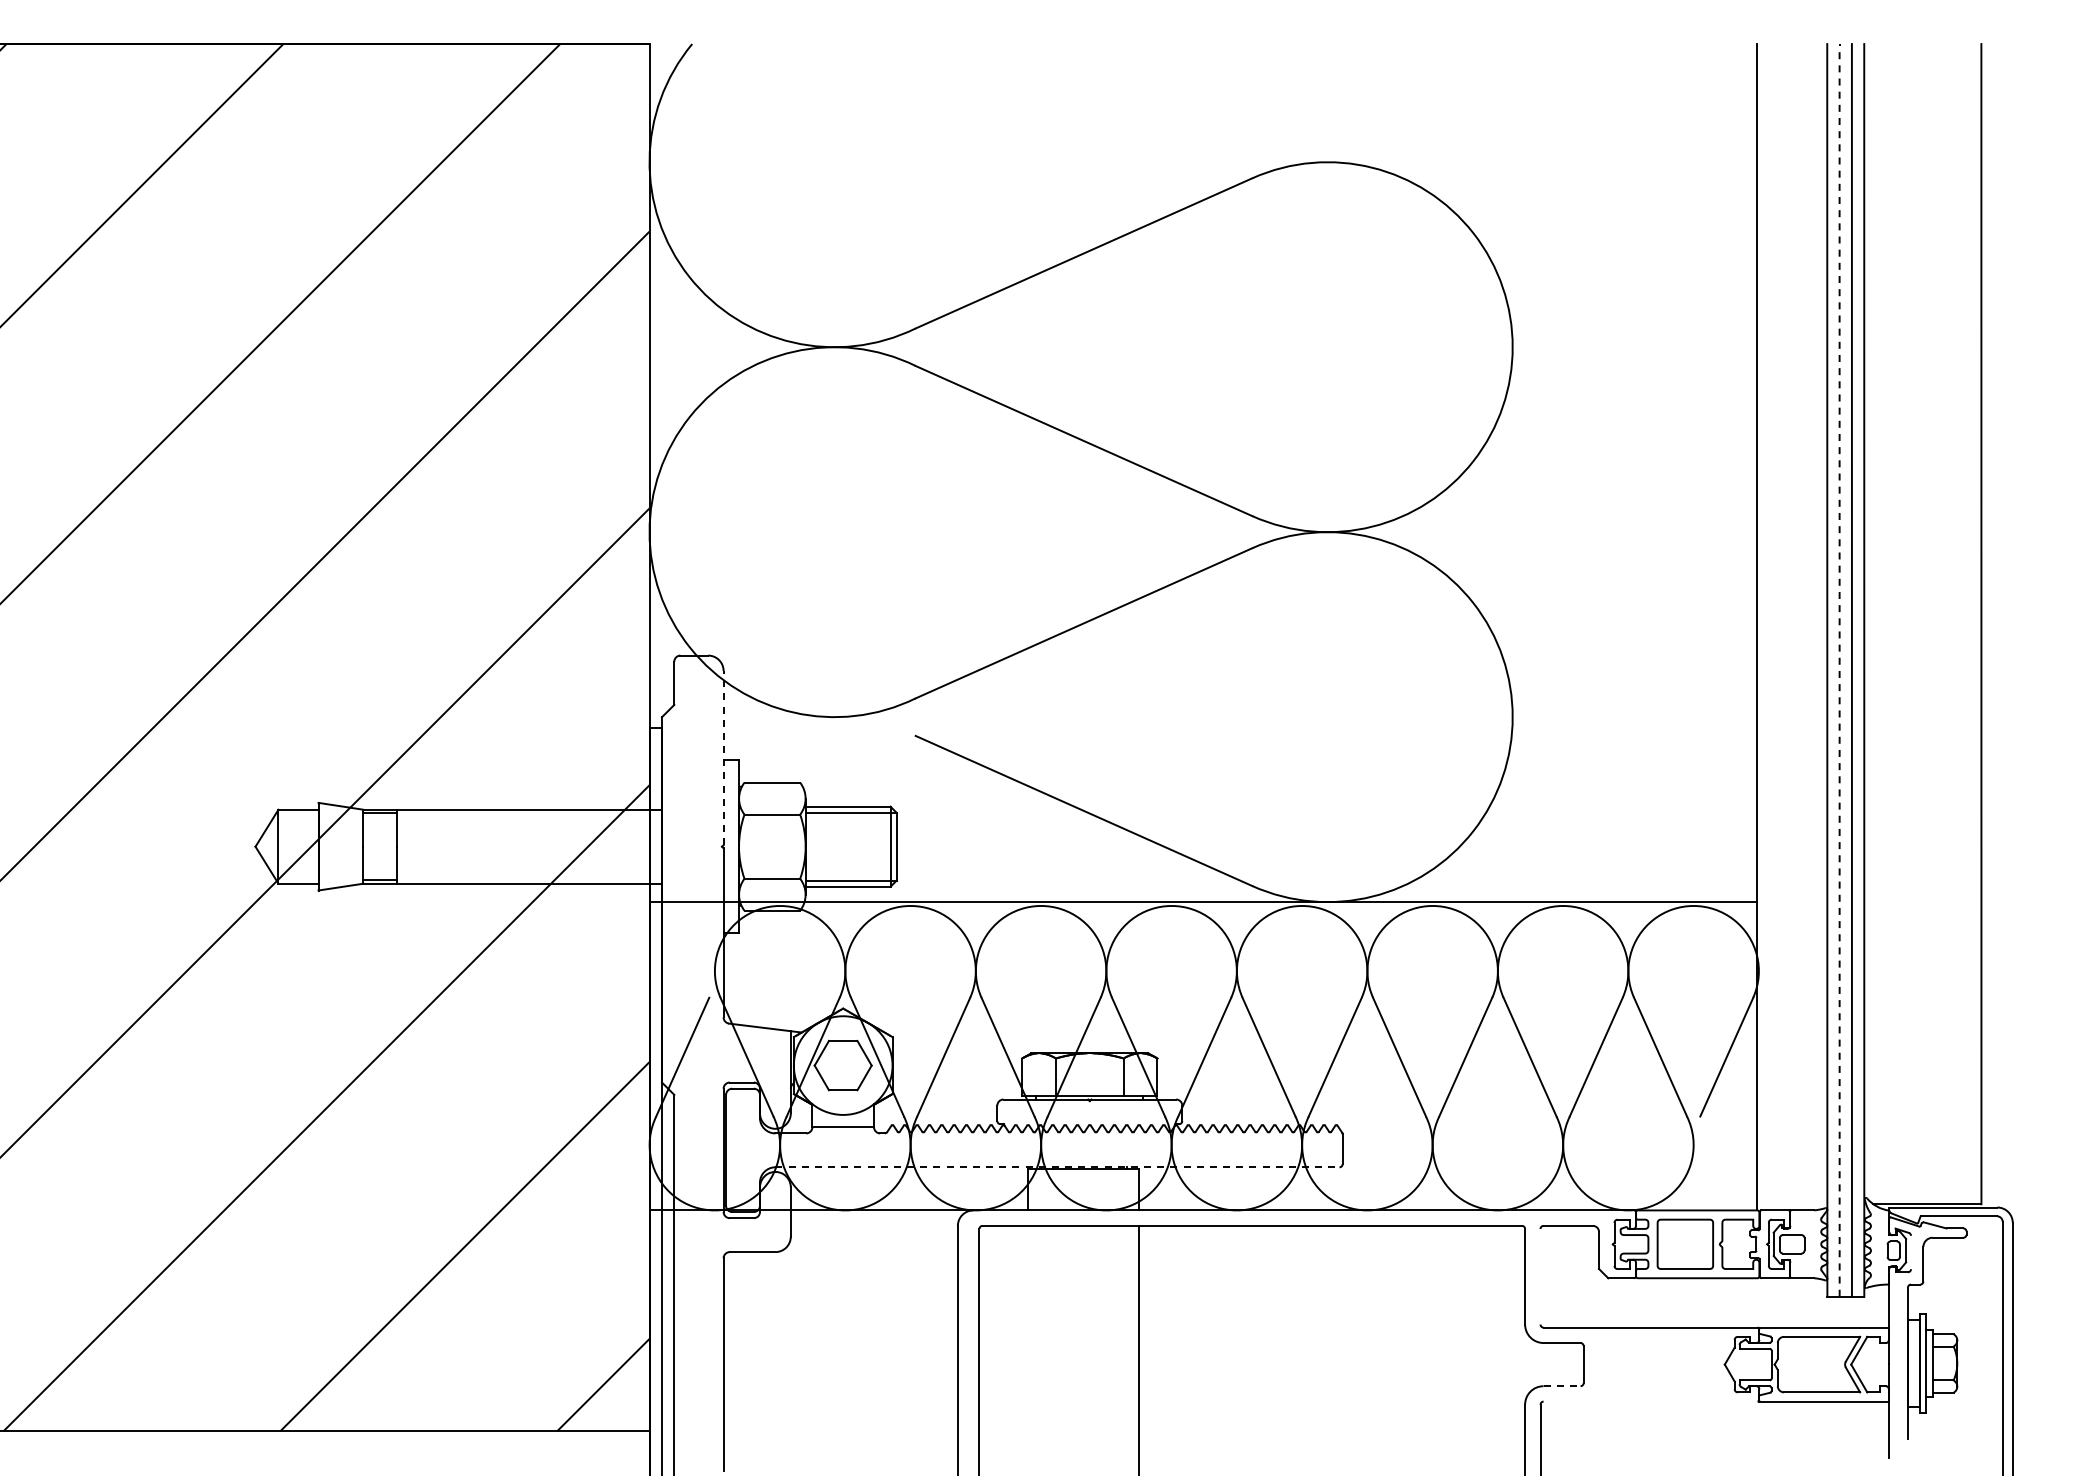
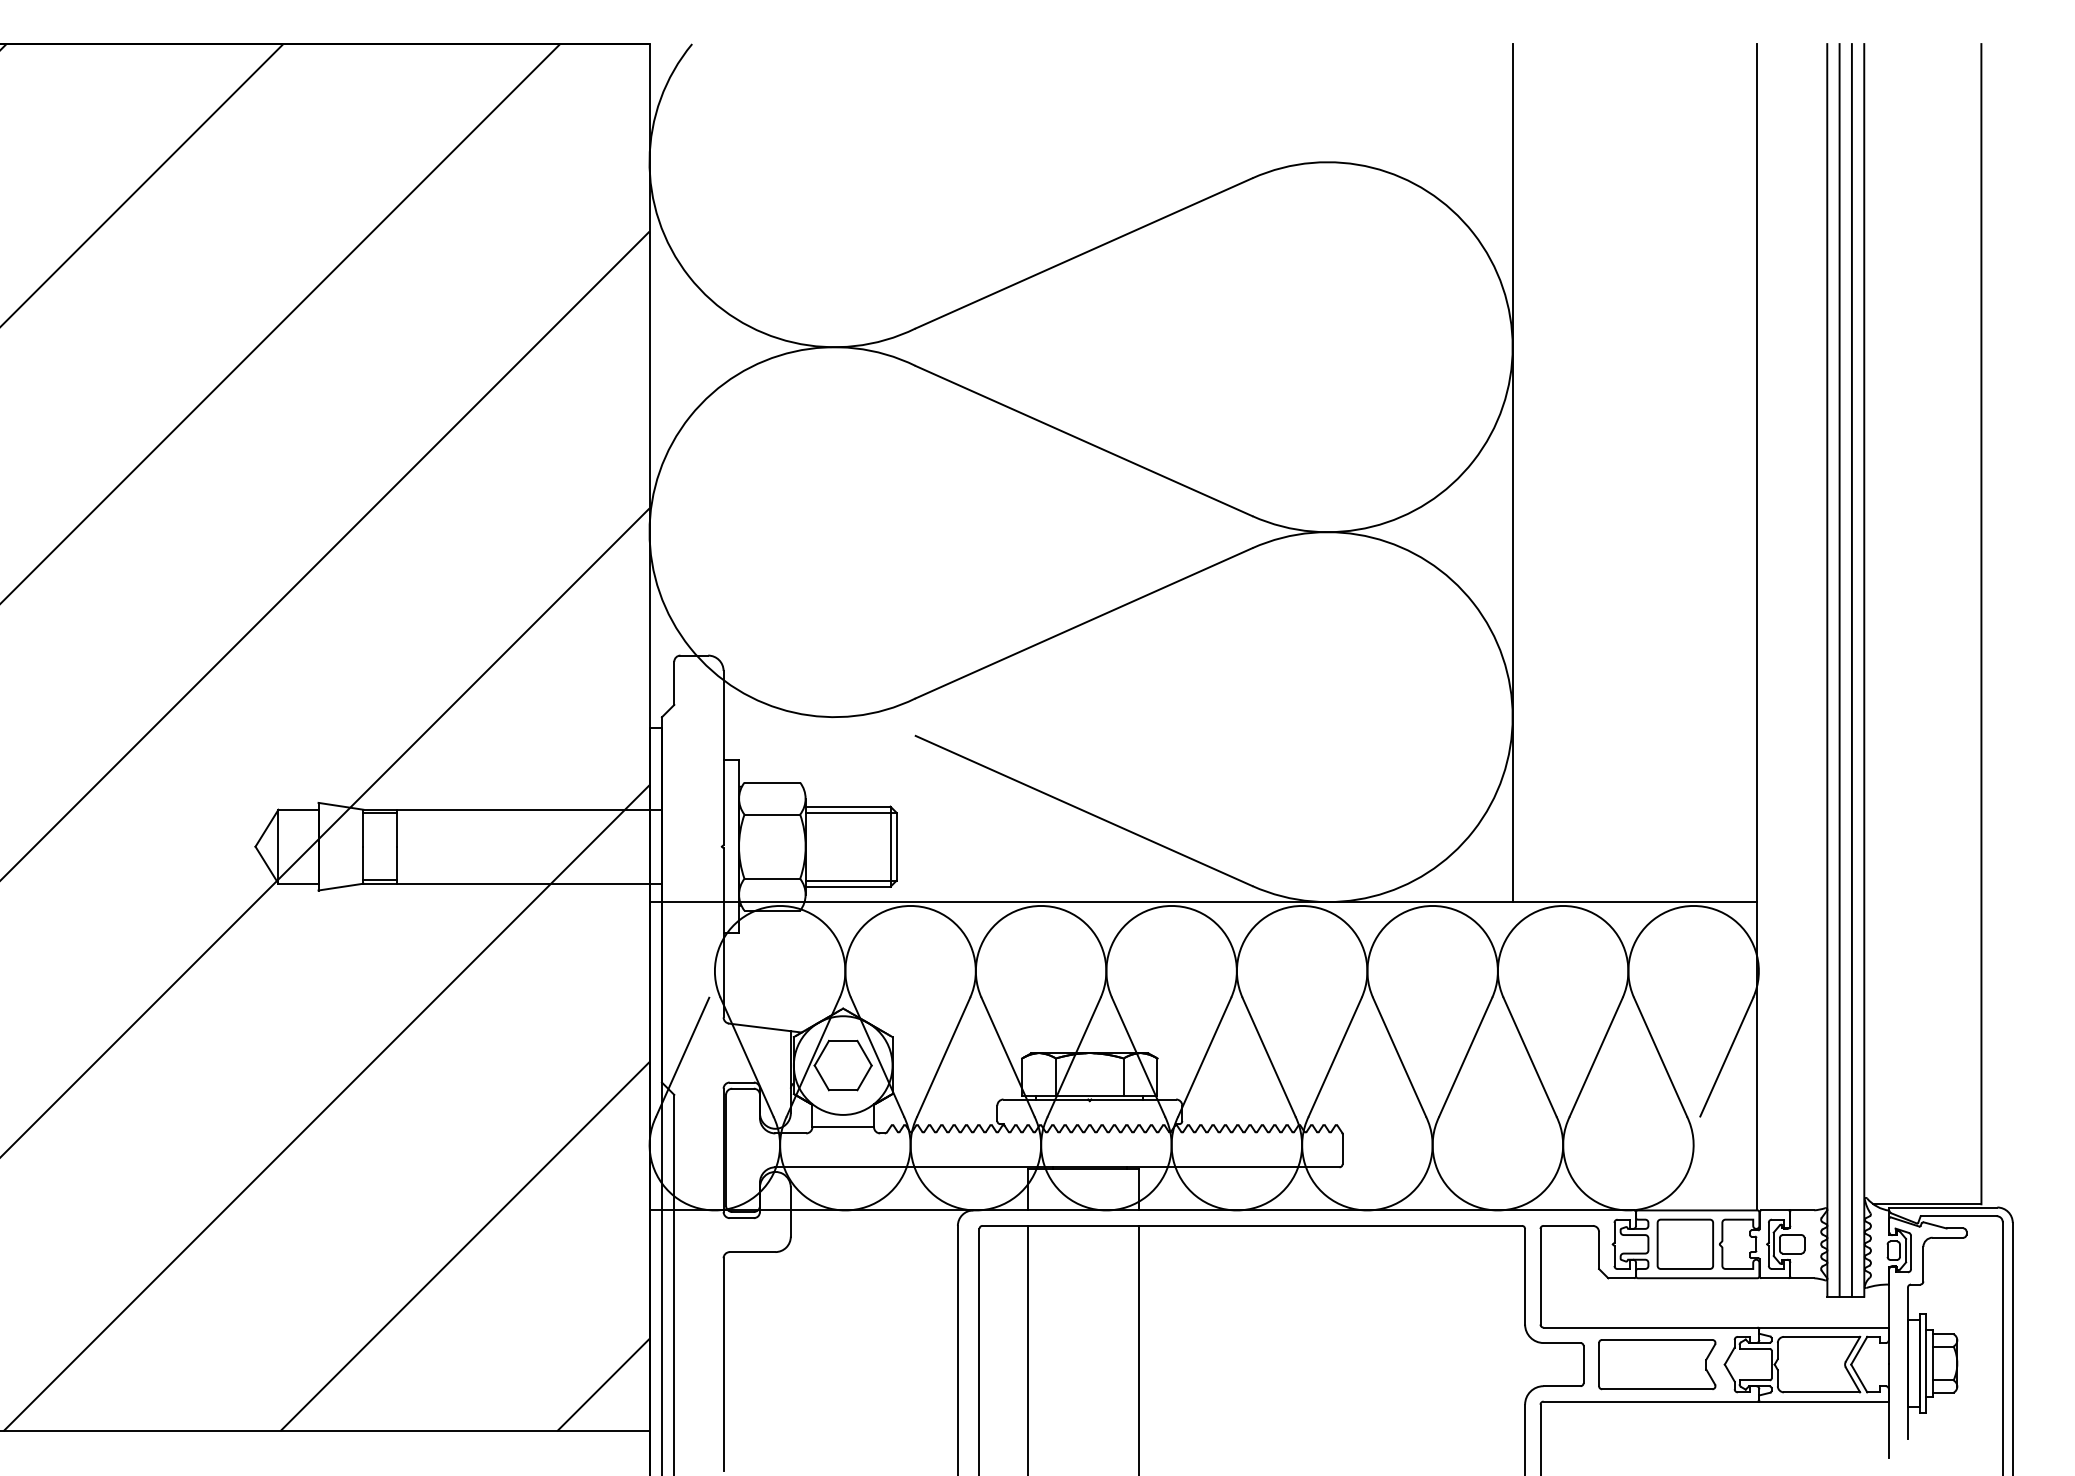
line: none -> present (1512, 473)
line: dashed -> solid (1839, 669)
line: dashed -> solid (723, 757)
line: dashed -> solid (1057, 1167)
line: none -> present (1911, 1252)
line: none -> present (1540, 1276)
line: none -> present (1028, 1348)
part: none -> present (1657, 1364)
line: dashed -> solid (1562, 1386)
line: none -> present (1650, 1401)
